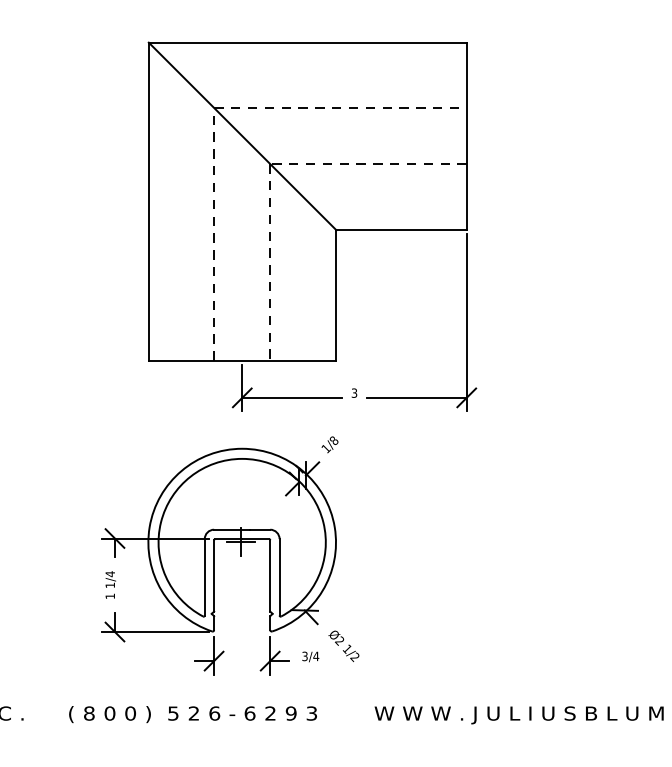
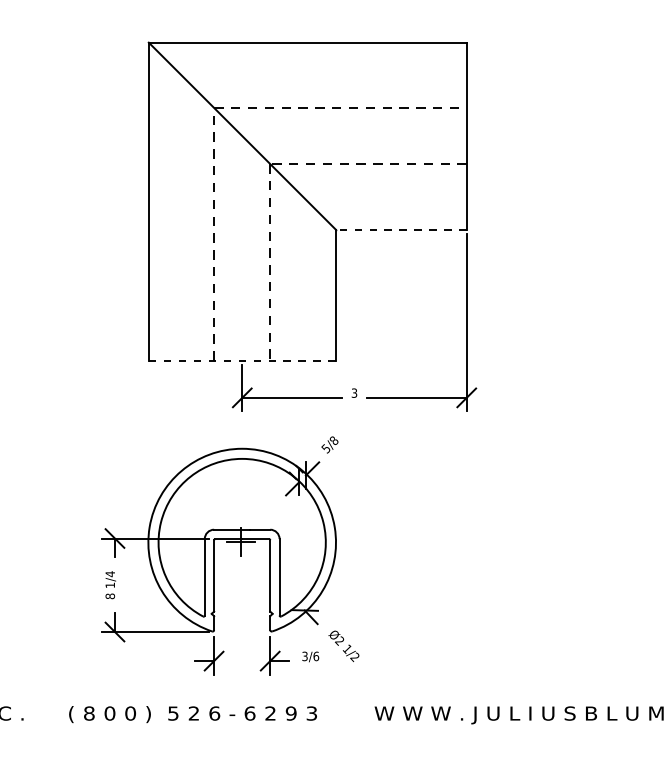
line: solid -> dashed (400, 229)
line: solid -> dashed (242, 360)
text: 1/8 -> 5/8 (325, 448)
text: 1 -> 8 (110, 596)
text: 3/4 -> 3/6 (316, 656)
